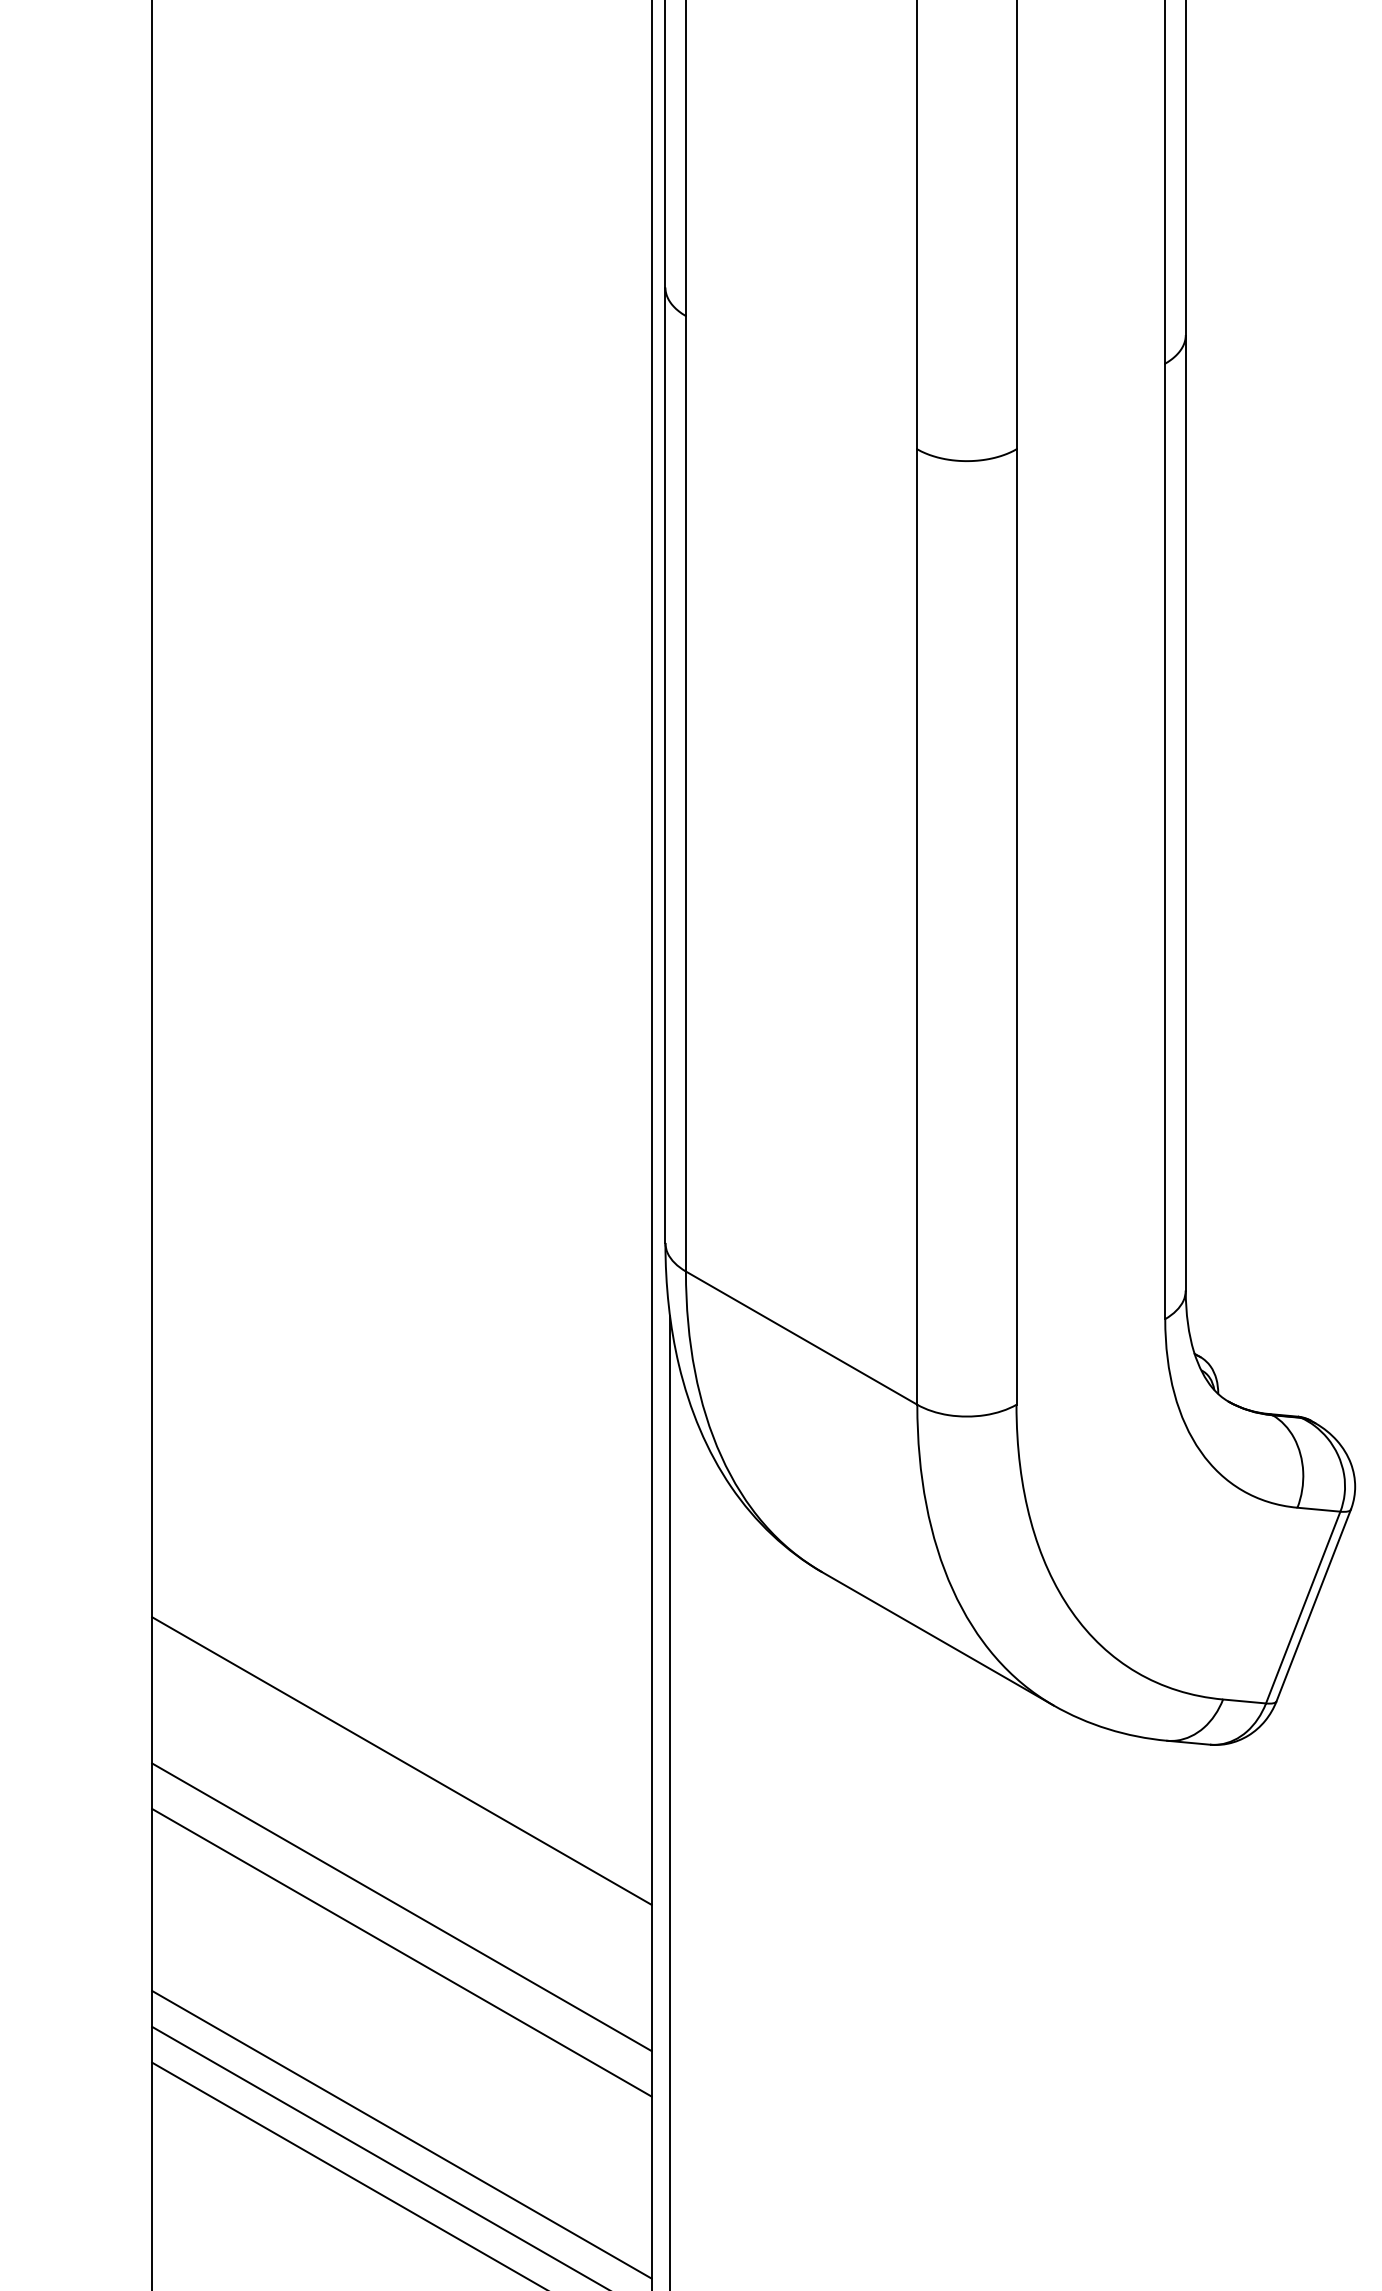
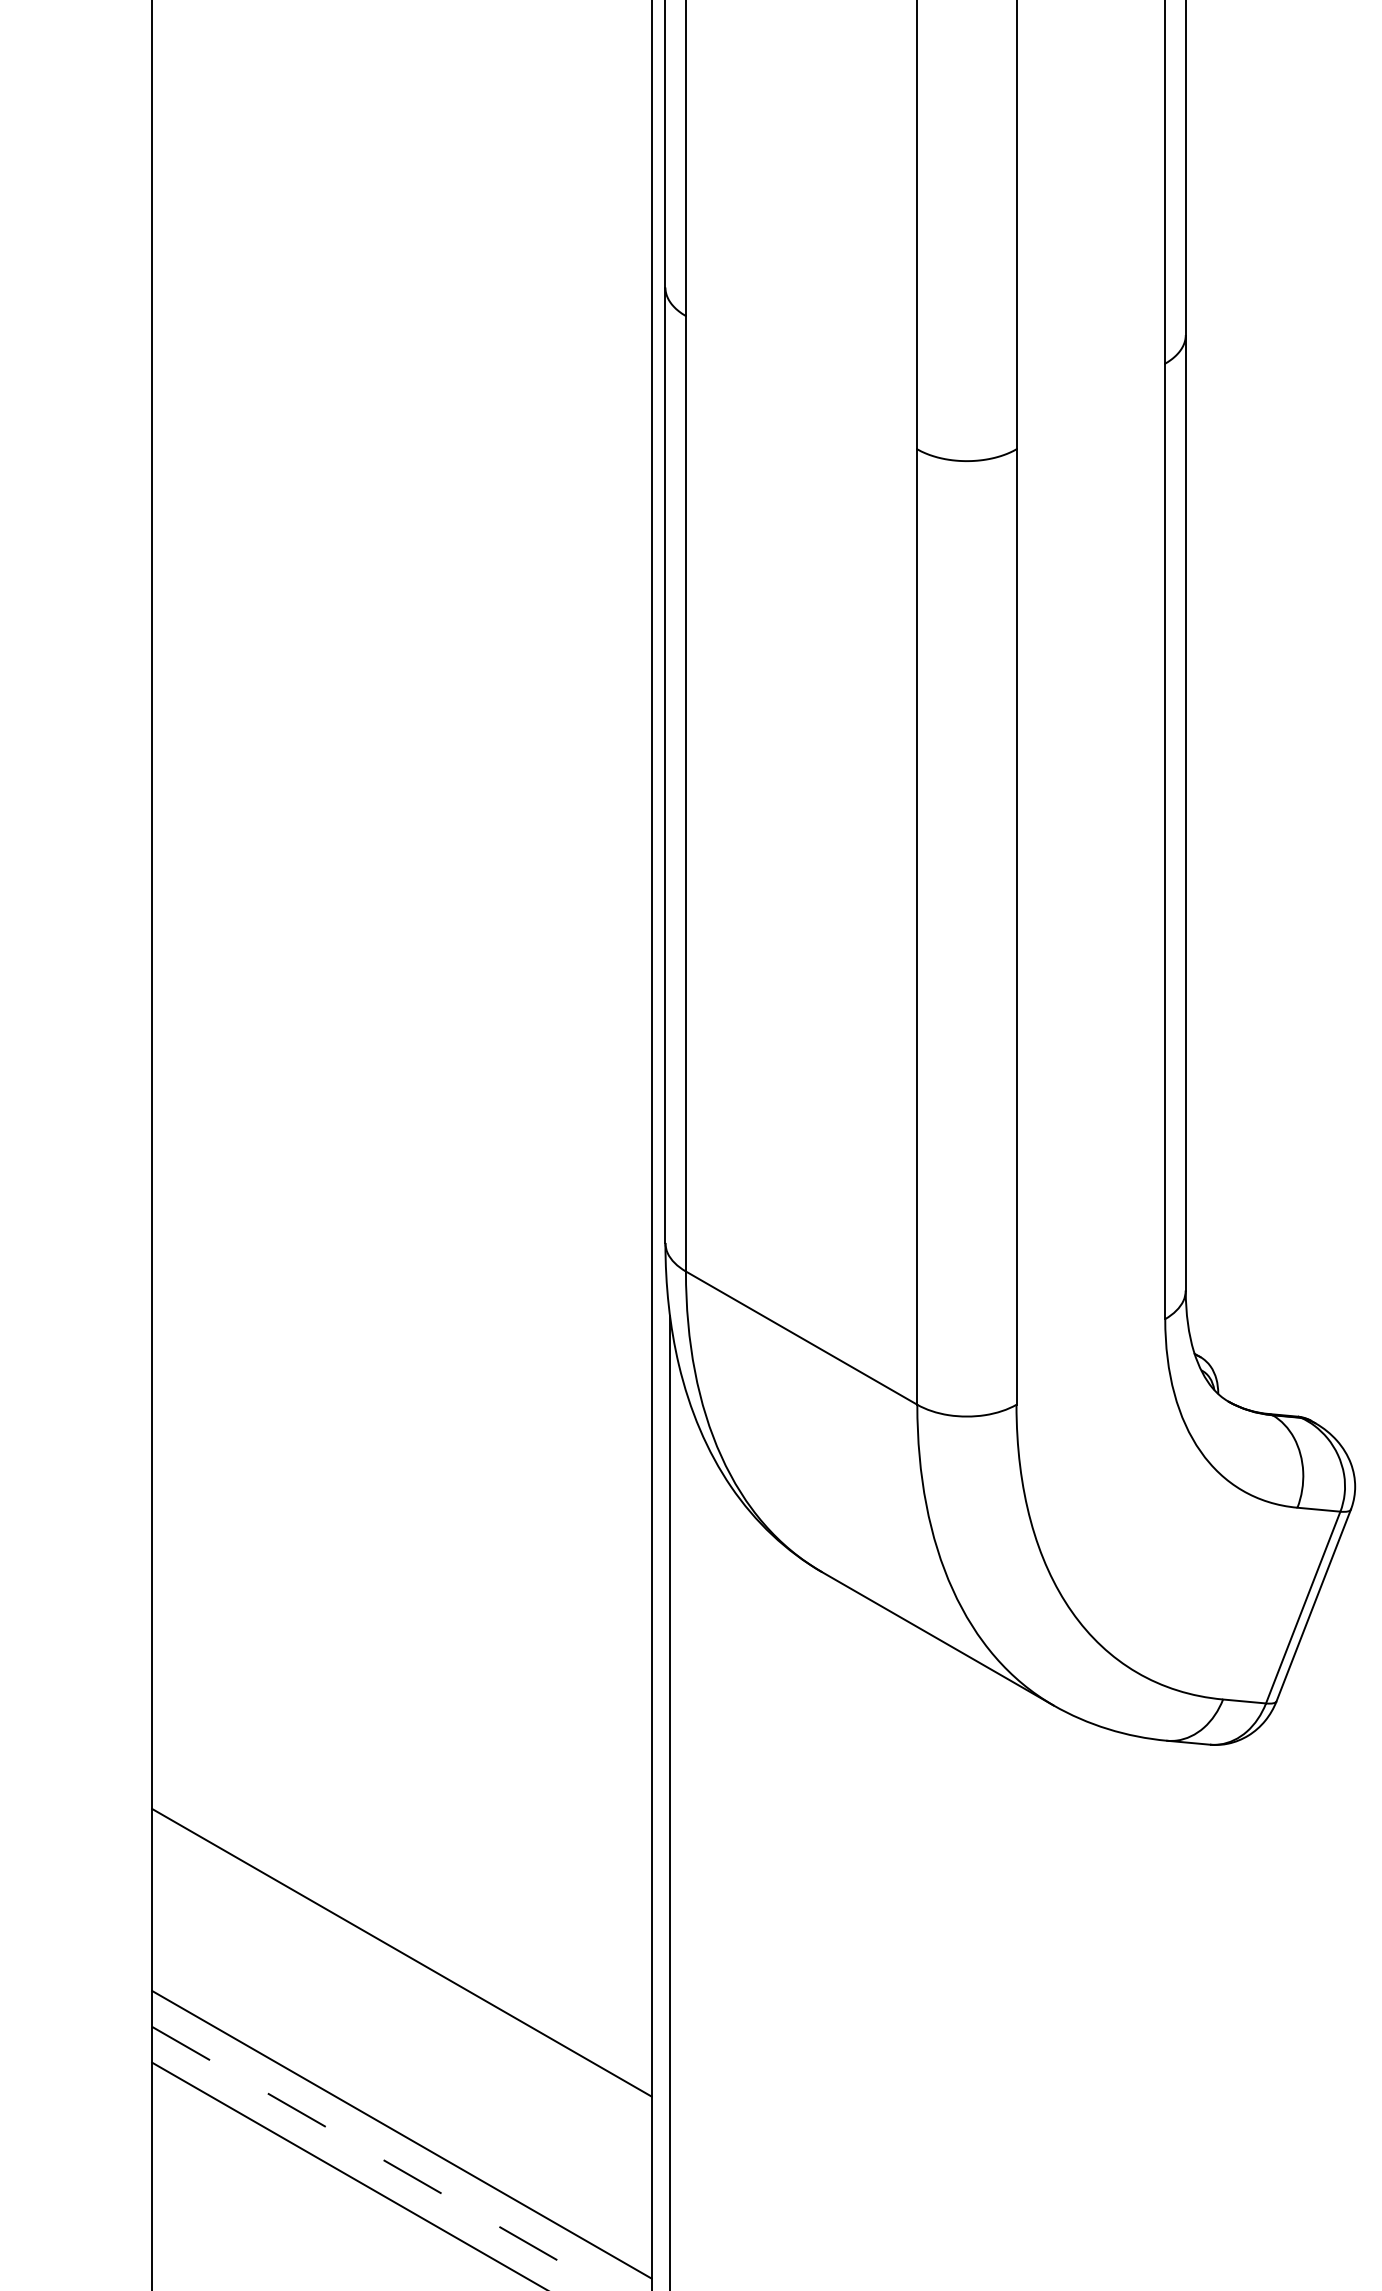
line: present -> none (401, 1760)
line: present -> none (401, 1907)
line: solid -> dashed (381, 2158)
